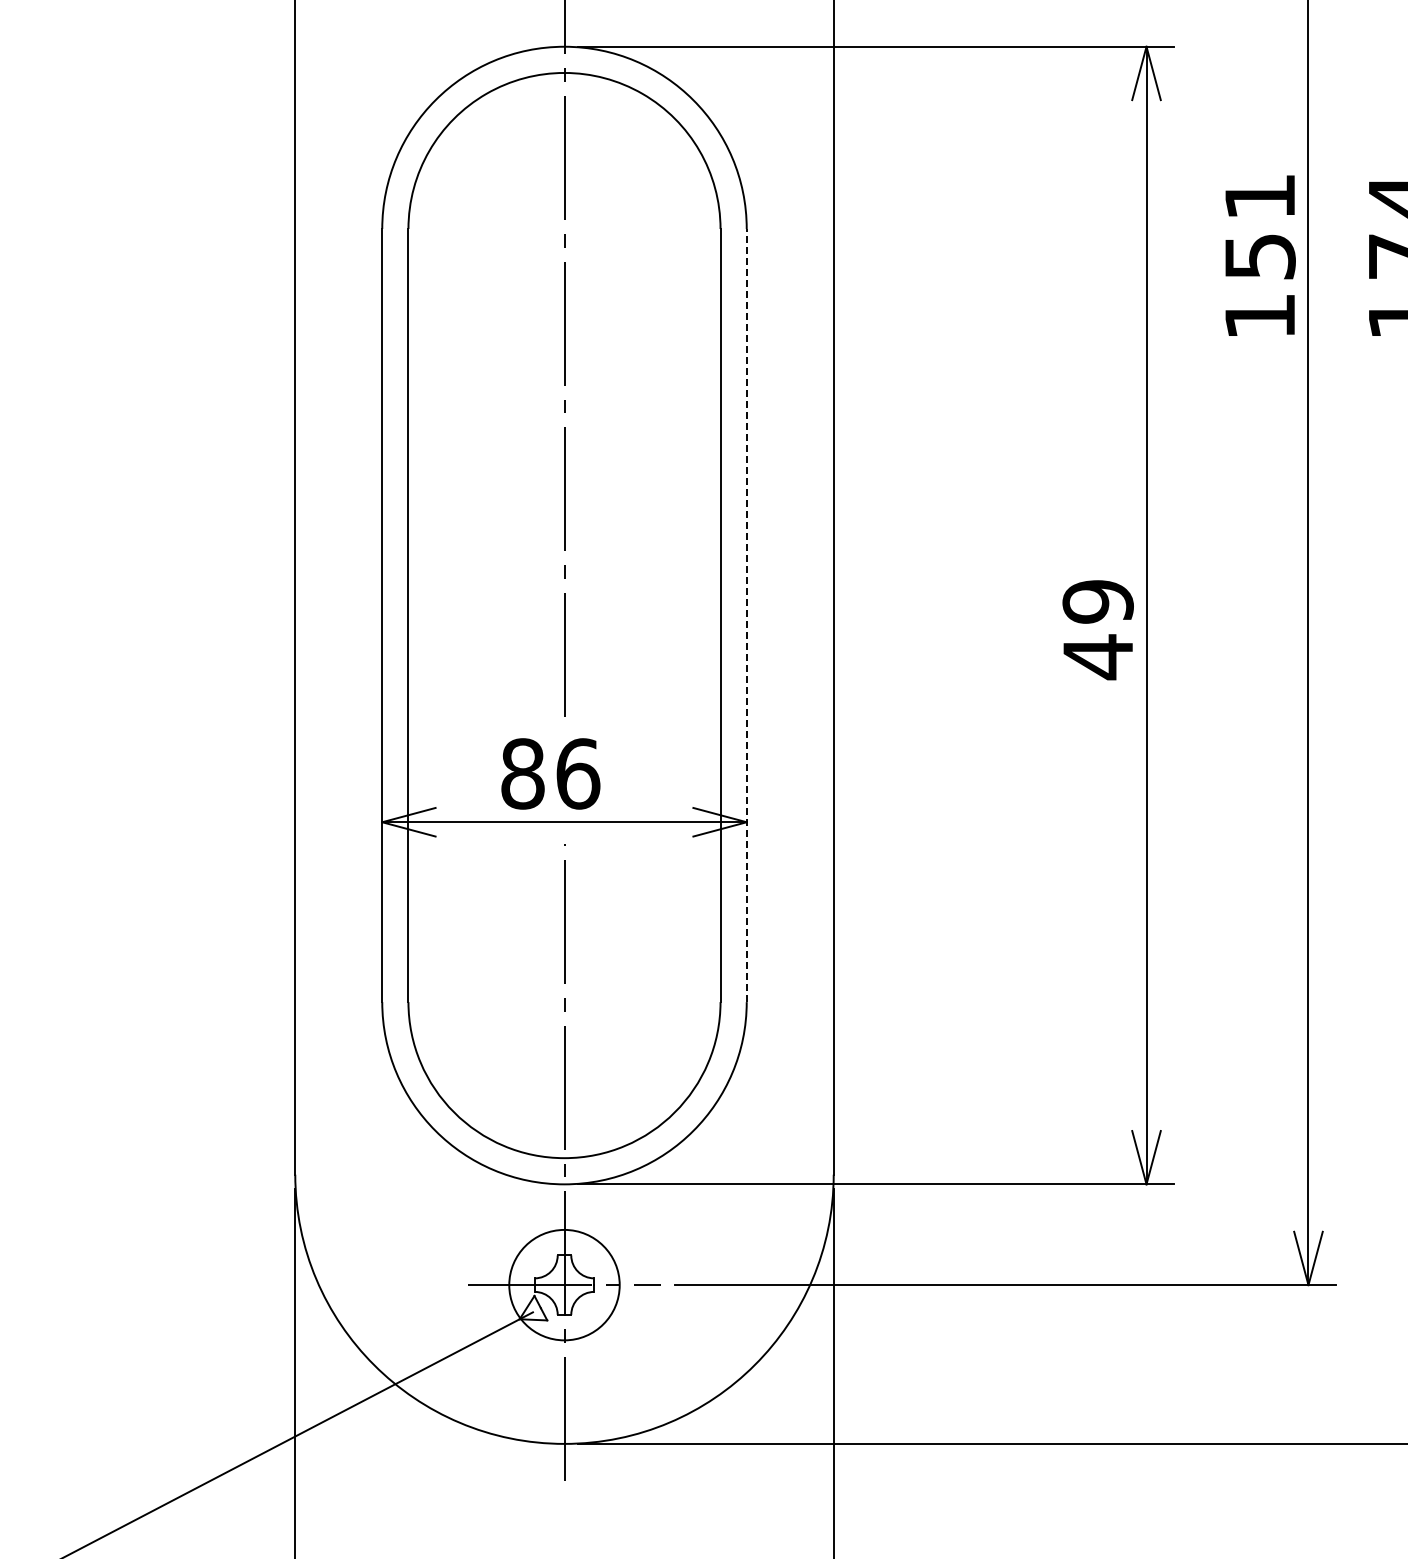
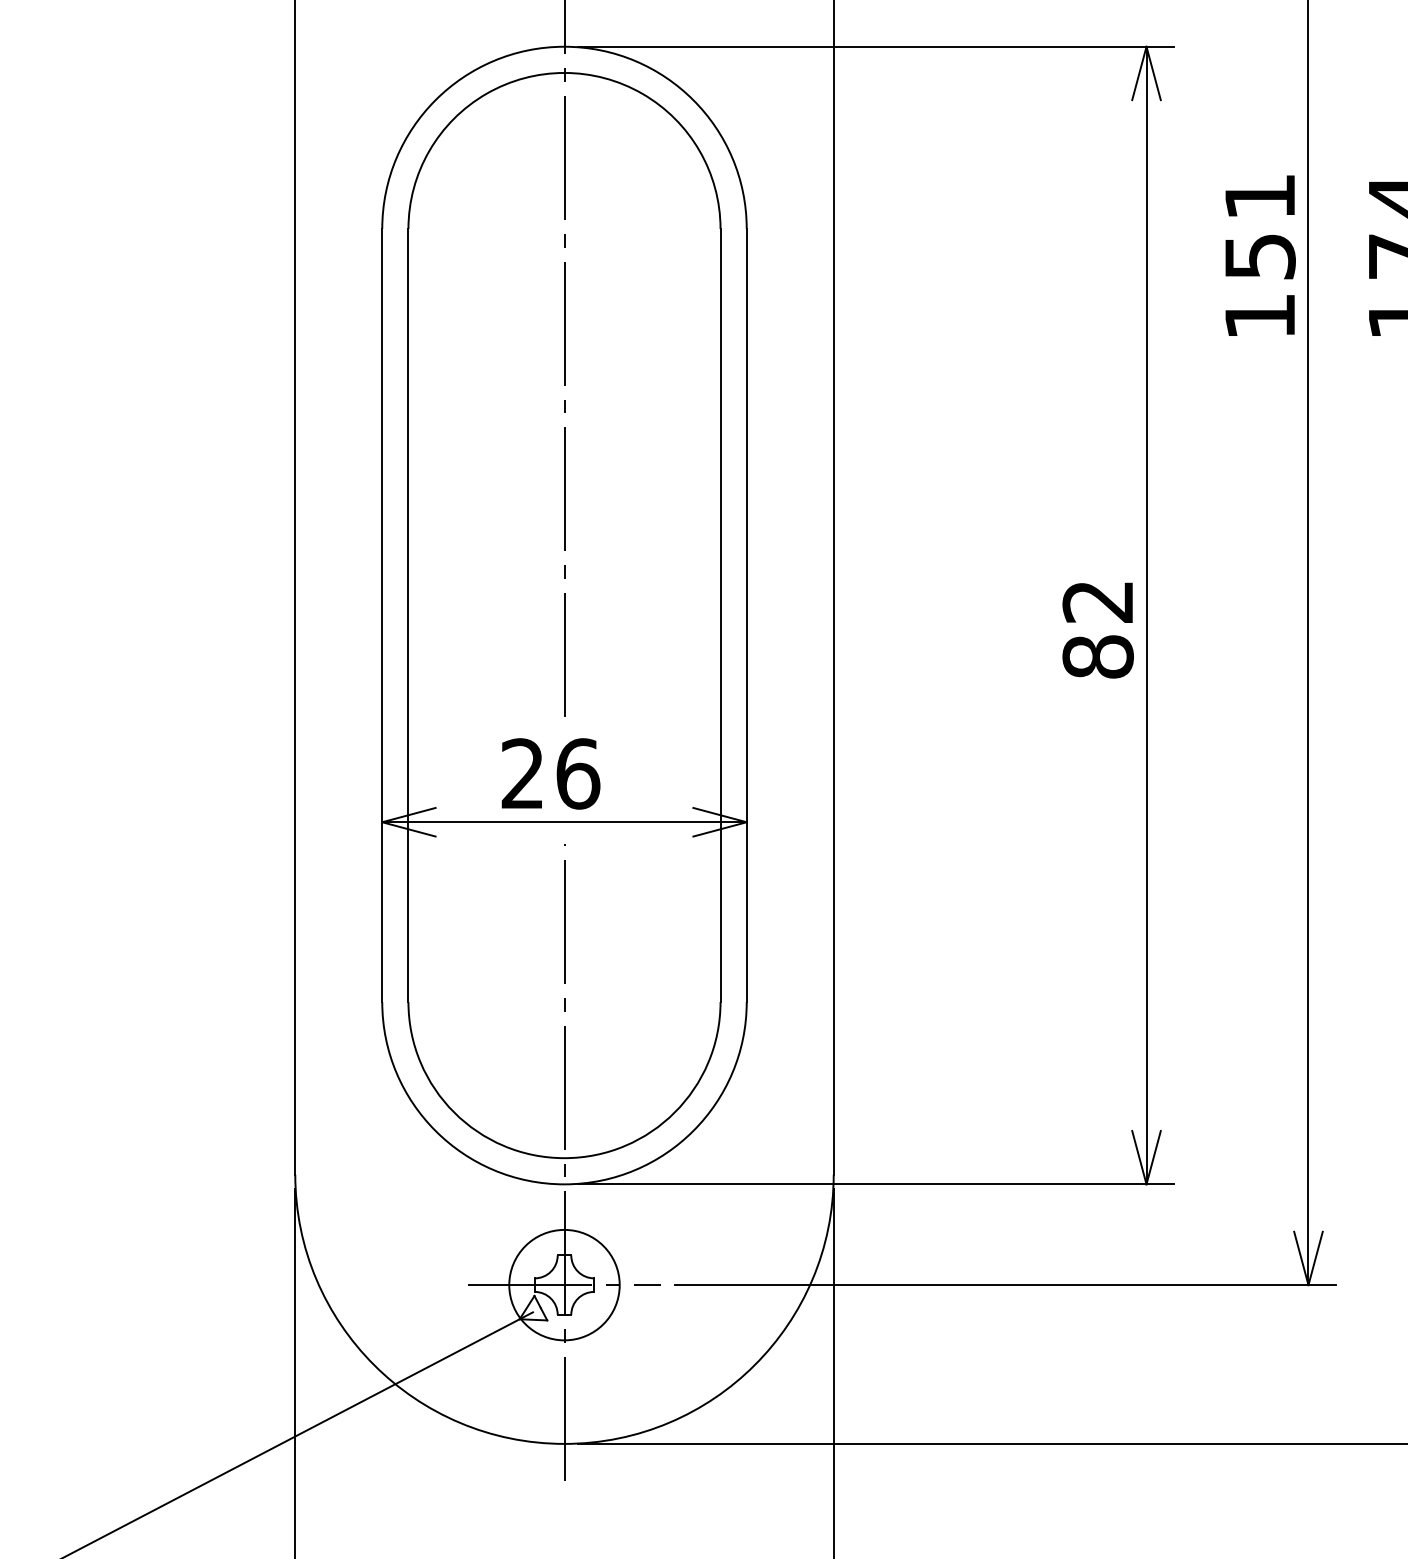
line: dashed -> solid (746, 615)
text: 49 -> 82 (1097, 630)
text: 86 -> 26 (522, 773)
